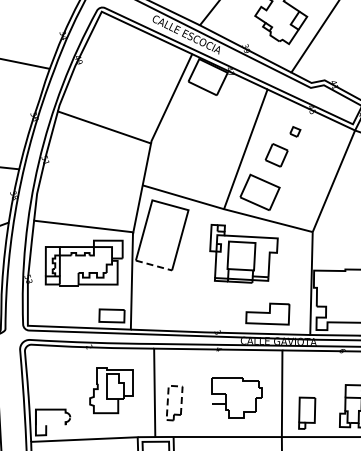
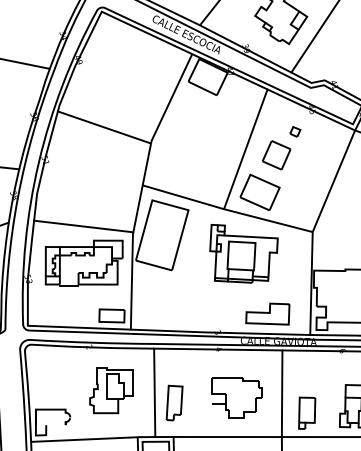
part size: 25x25 px -> 30x31 px (276, 155)
line: dashed -> solid (154, 265)
line: dashed -> solid (172, 386)
